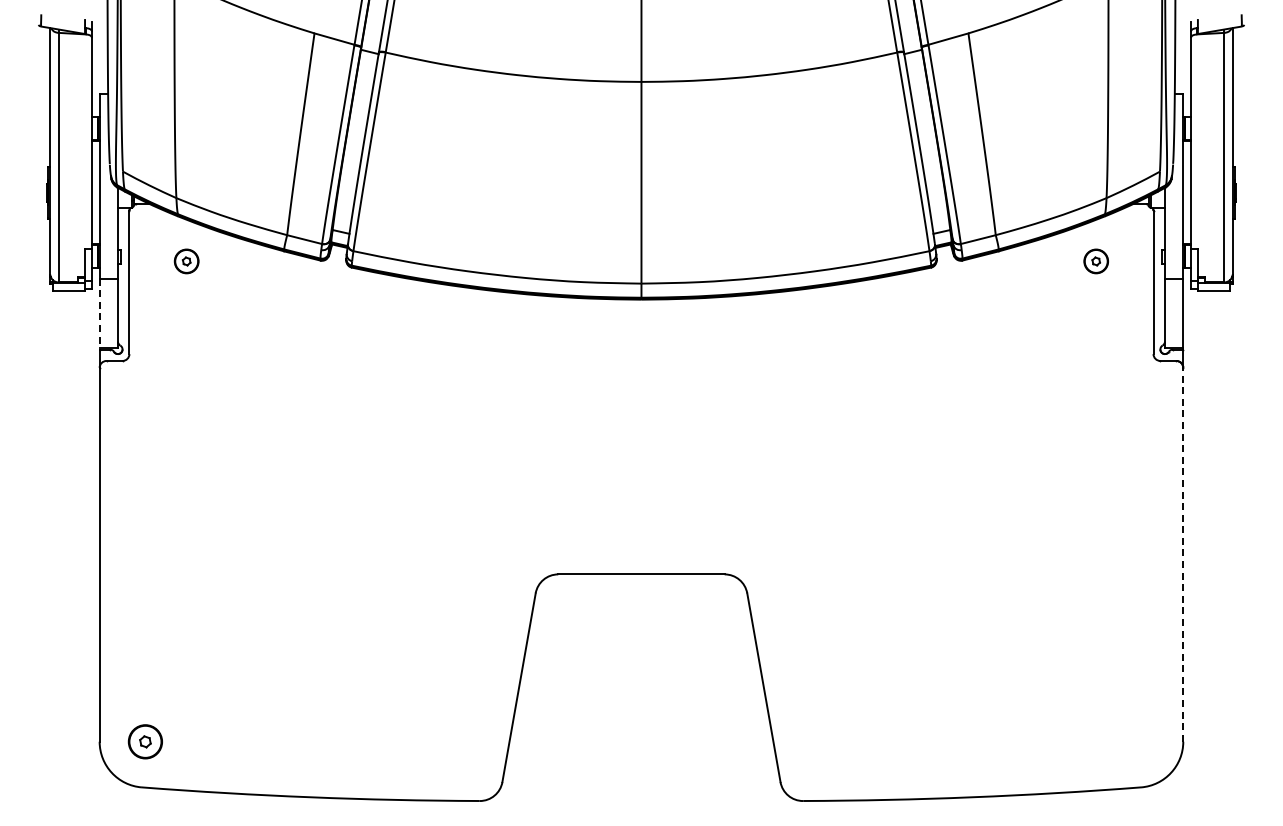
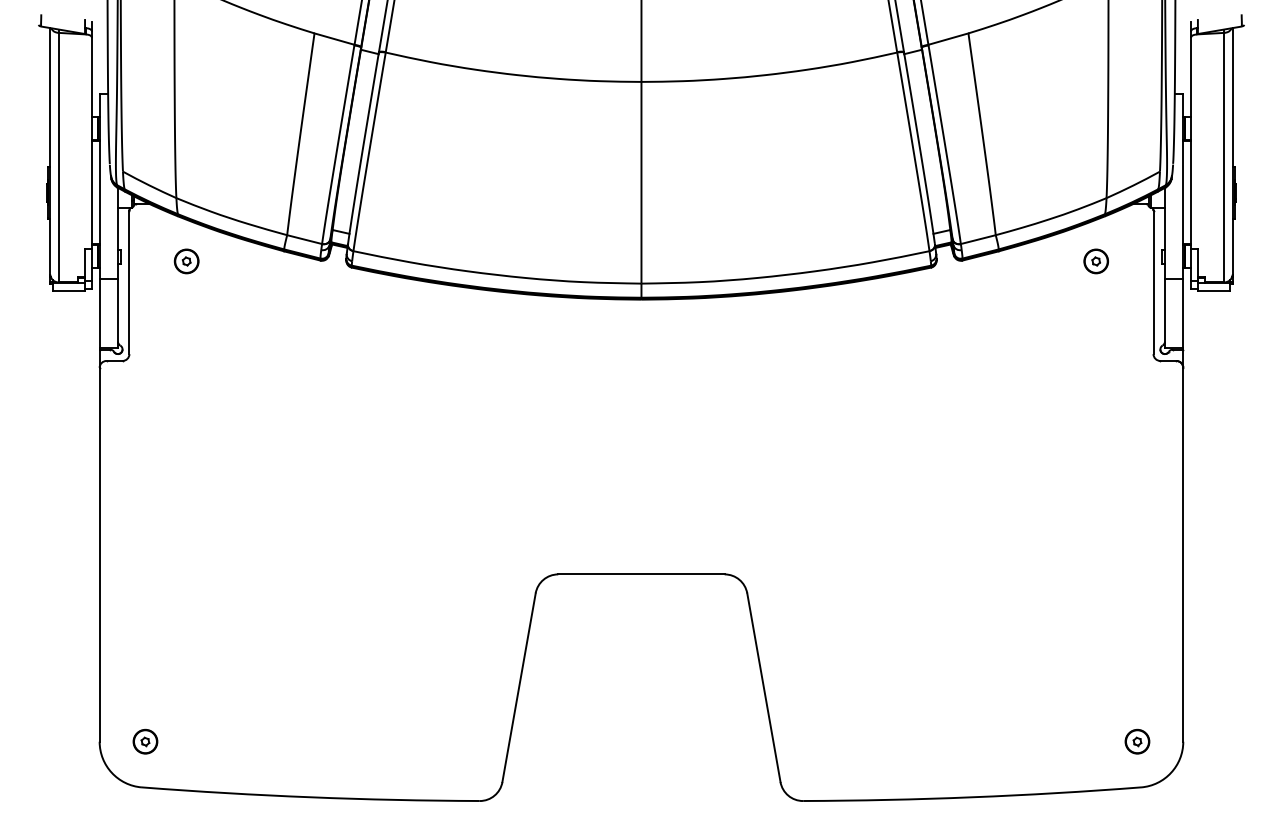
line: dashed -> solid (99, 313)
line: dashed -> solid (1183, 554)
part size: 36x36 px -> 27x27 px (145, 741)
part: none -> present (1137, 741)
